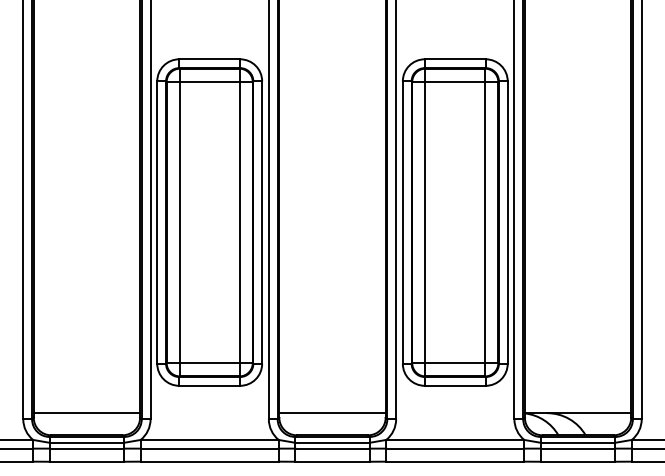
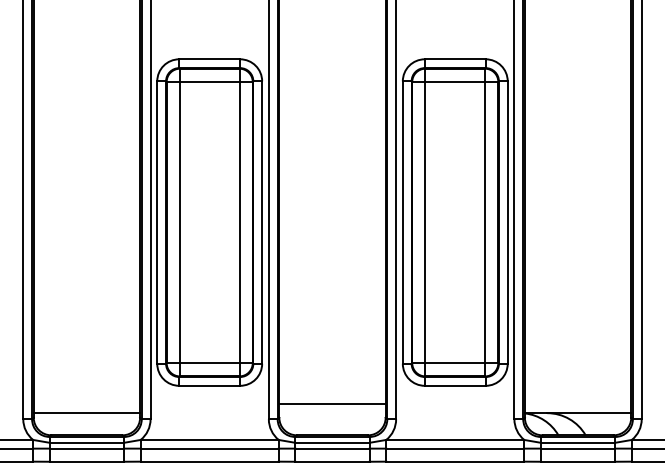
line position: (332, 413) -> (332, 404) (332, 404)
